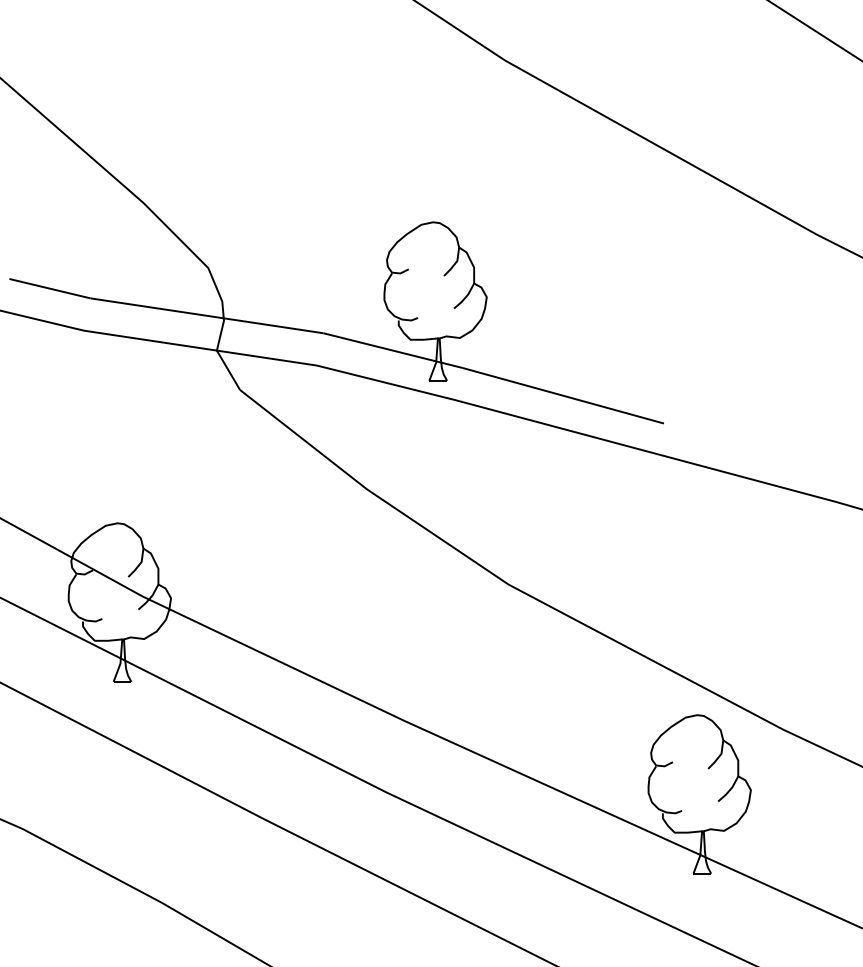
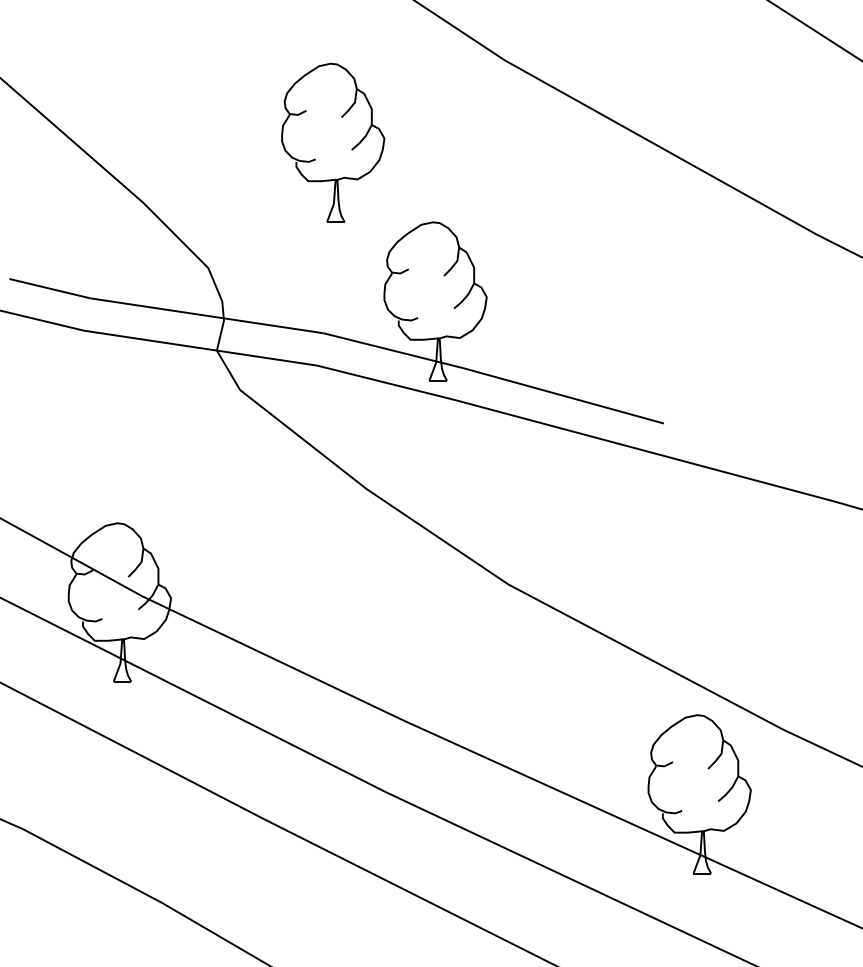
part: none -> present (333, 142)
